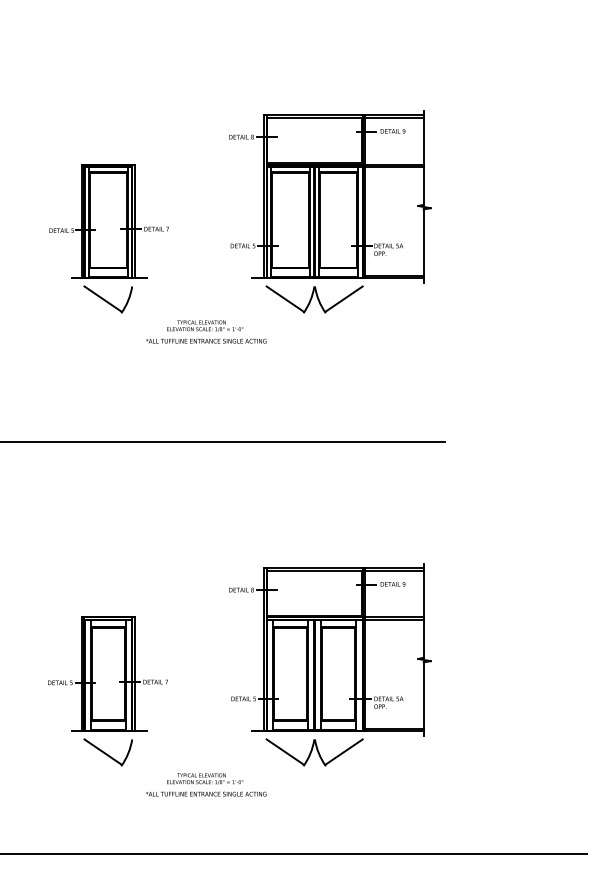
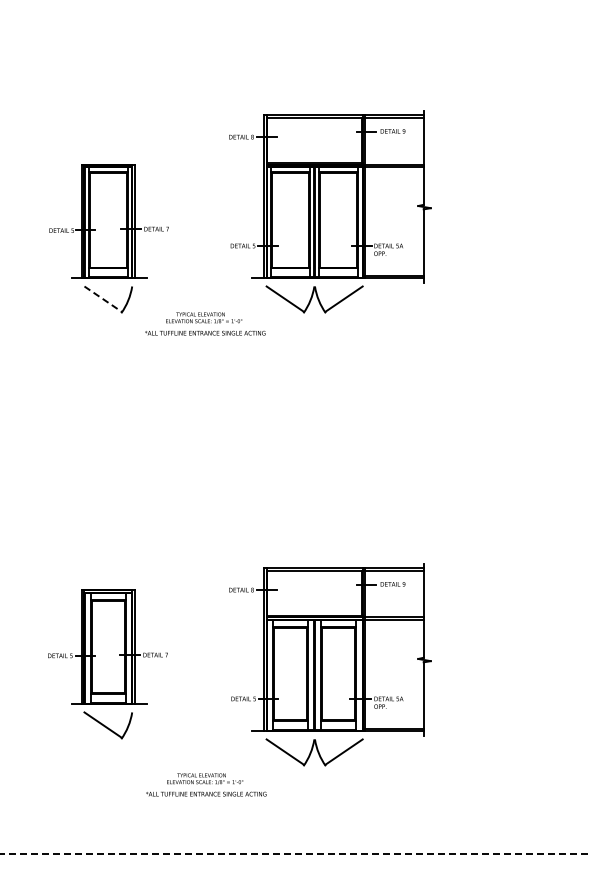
line: solid -> dashed (103, 299)
text position: (206, 331) -> (205, 323) (205, 323)
line: present -> none (223, 442)
part position: (107, 691) -> (107, 664) (107, 664)
line: solid -> dashed (294, 853)
